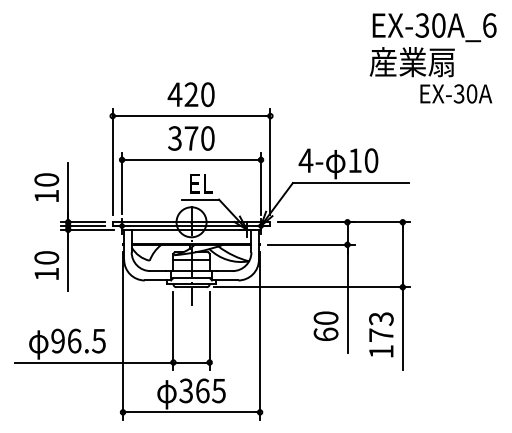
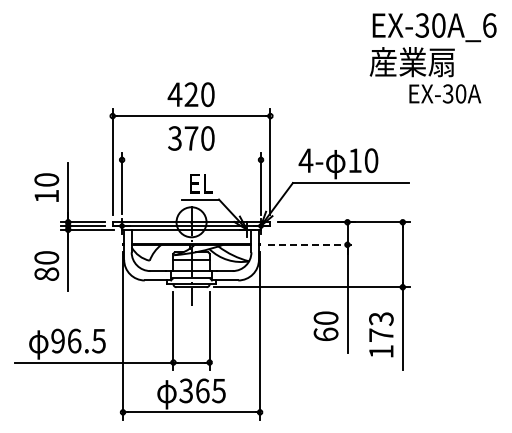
text position: (456, 93) -> (445, 93) (445, 93)
line: present -> none (191, 159)
line: solid -> dashed (311, 244)
text: 10 -> 80 (46, 273)
